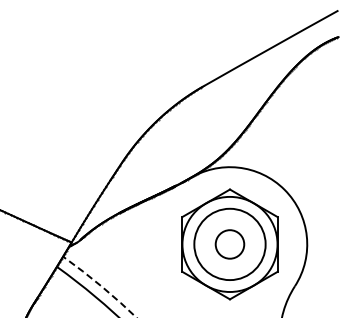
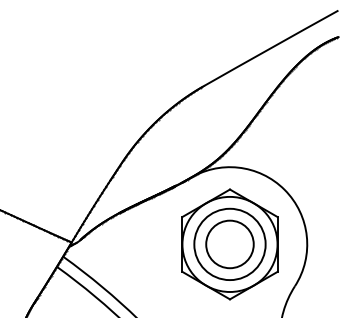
circle diameter: 29 px -> 48 px (229, 244)
arc: dashed -> solid (101, 286)
